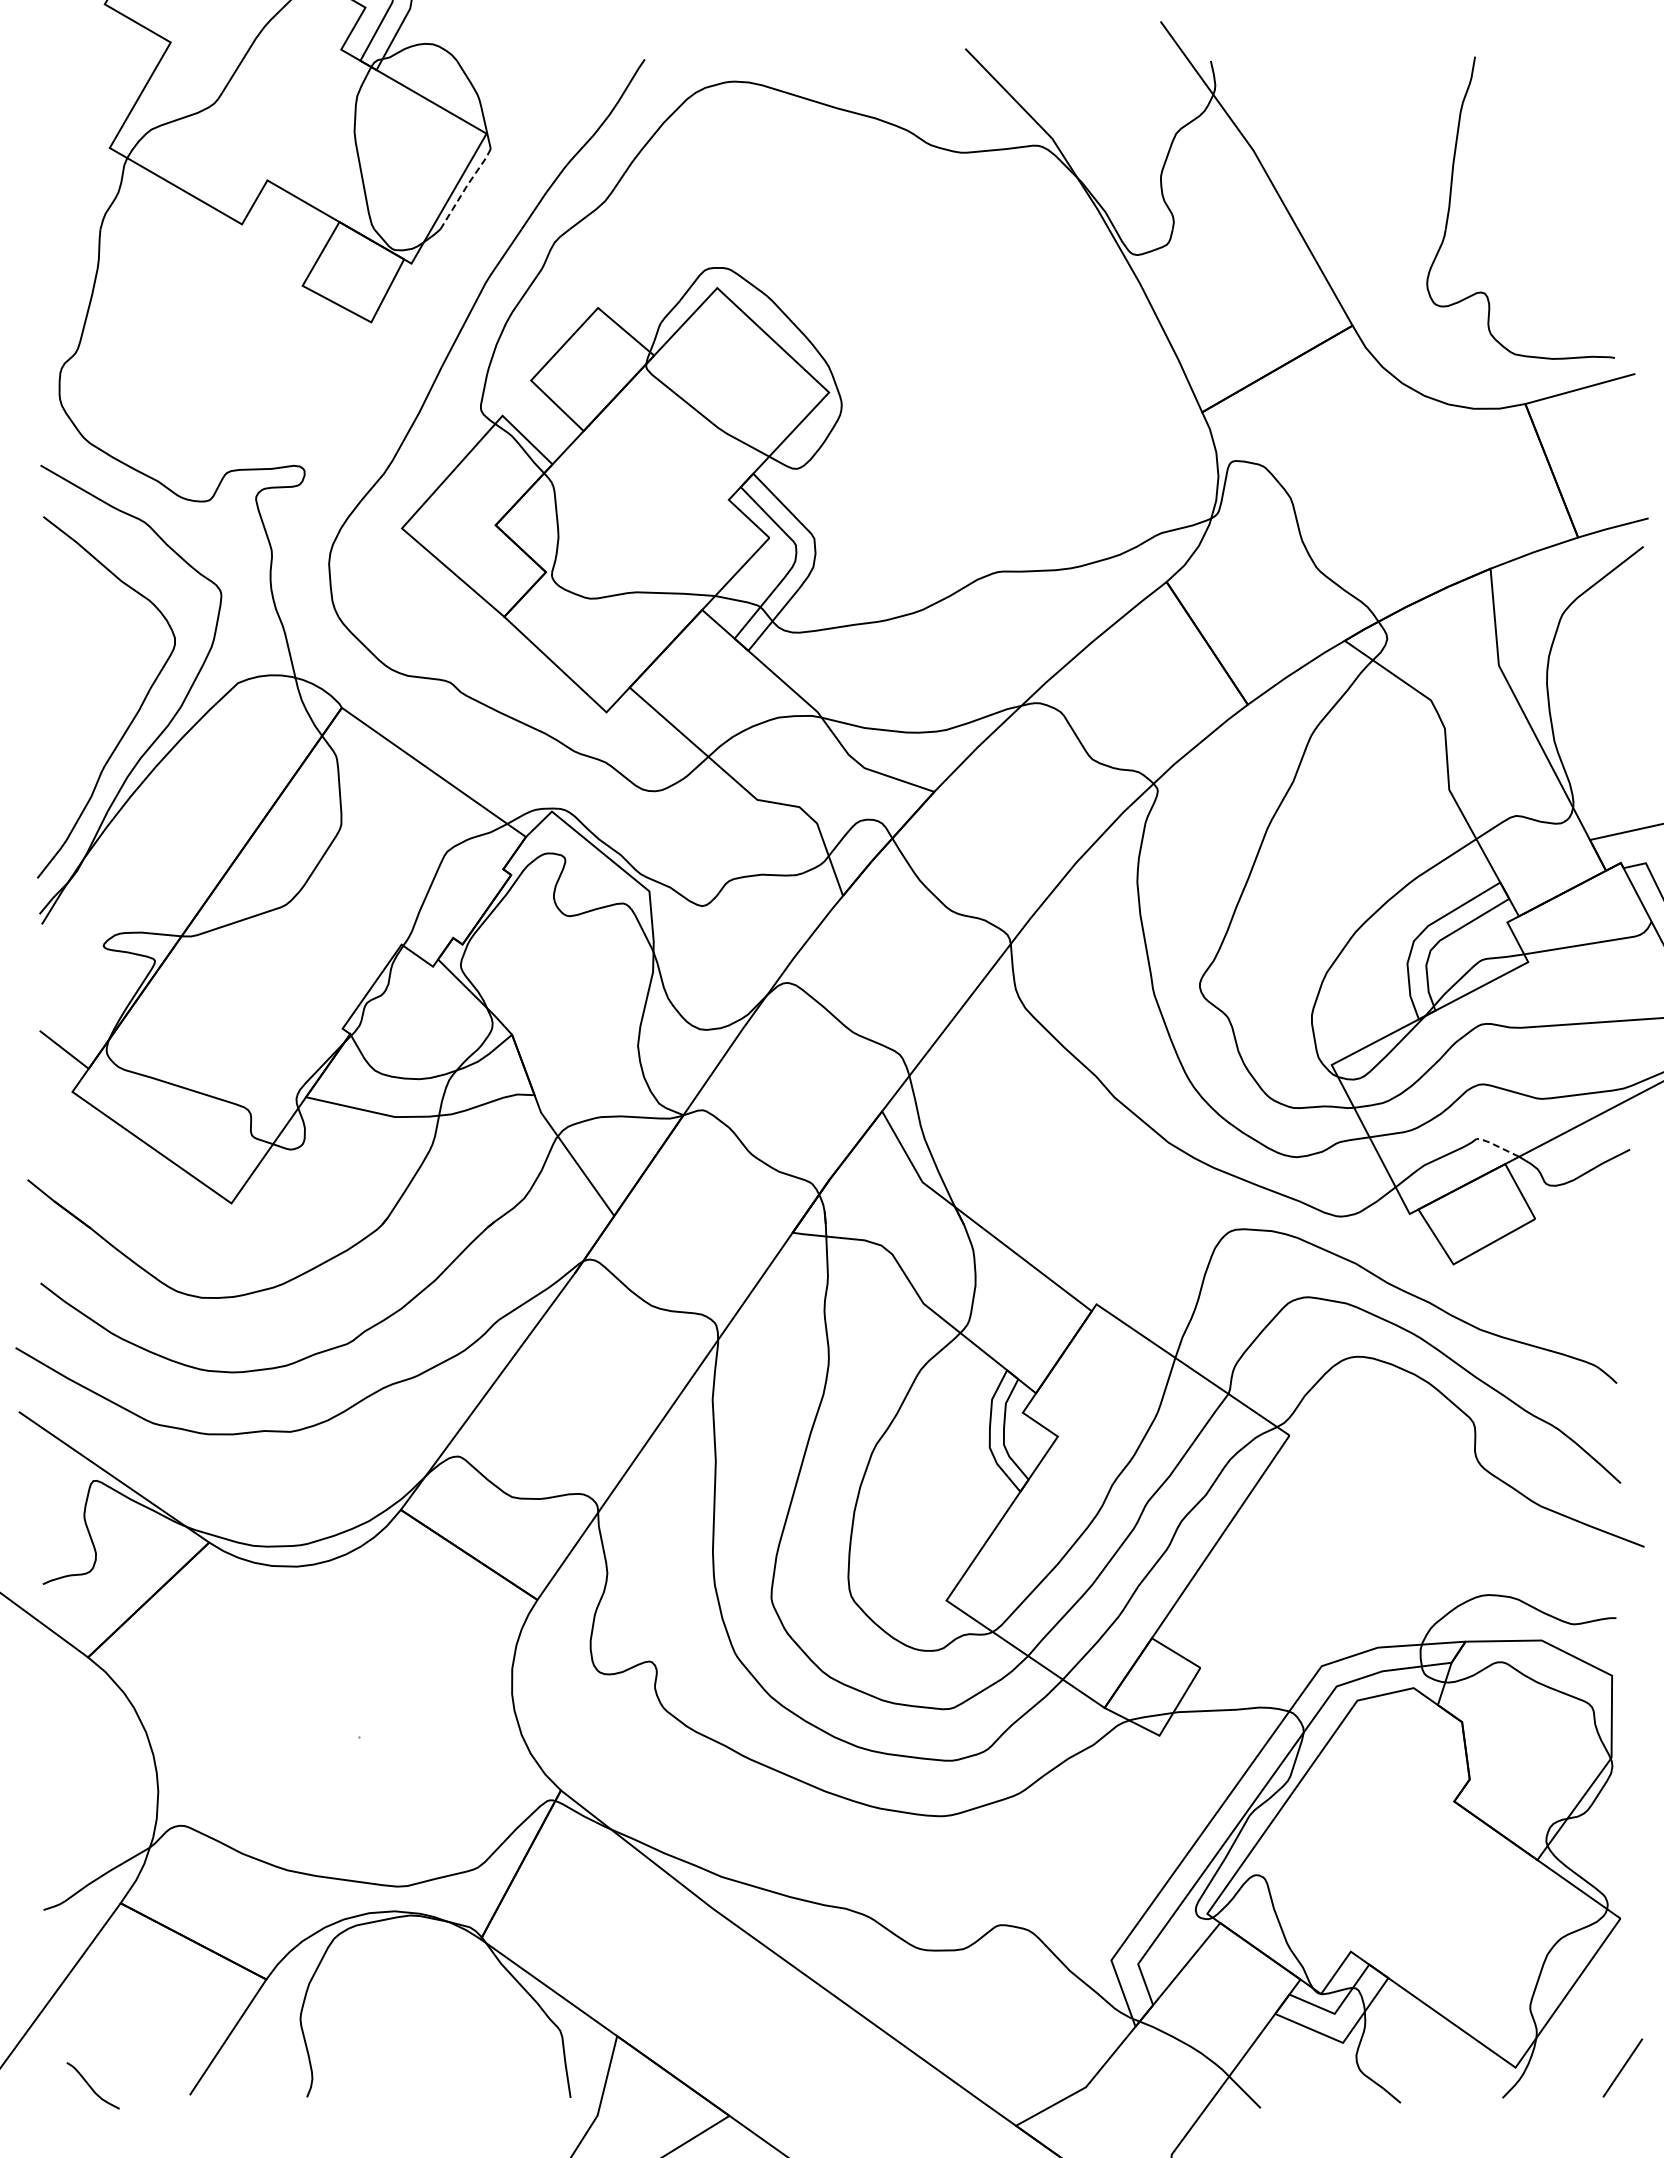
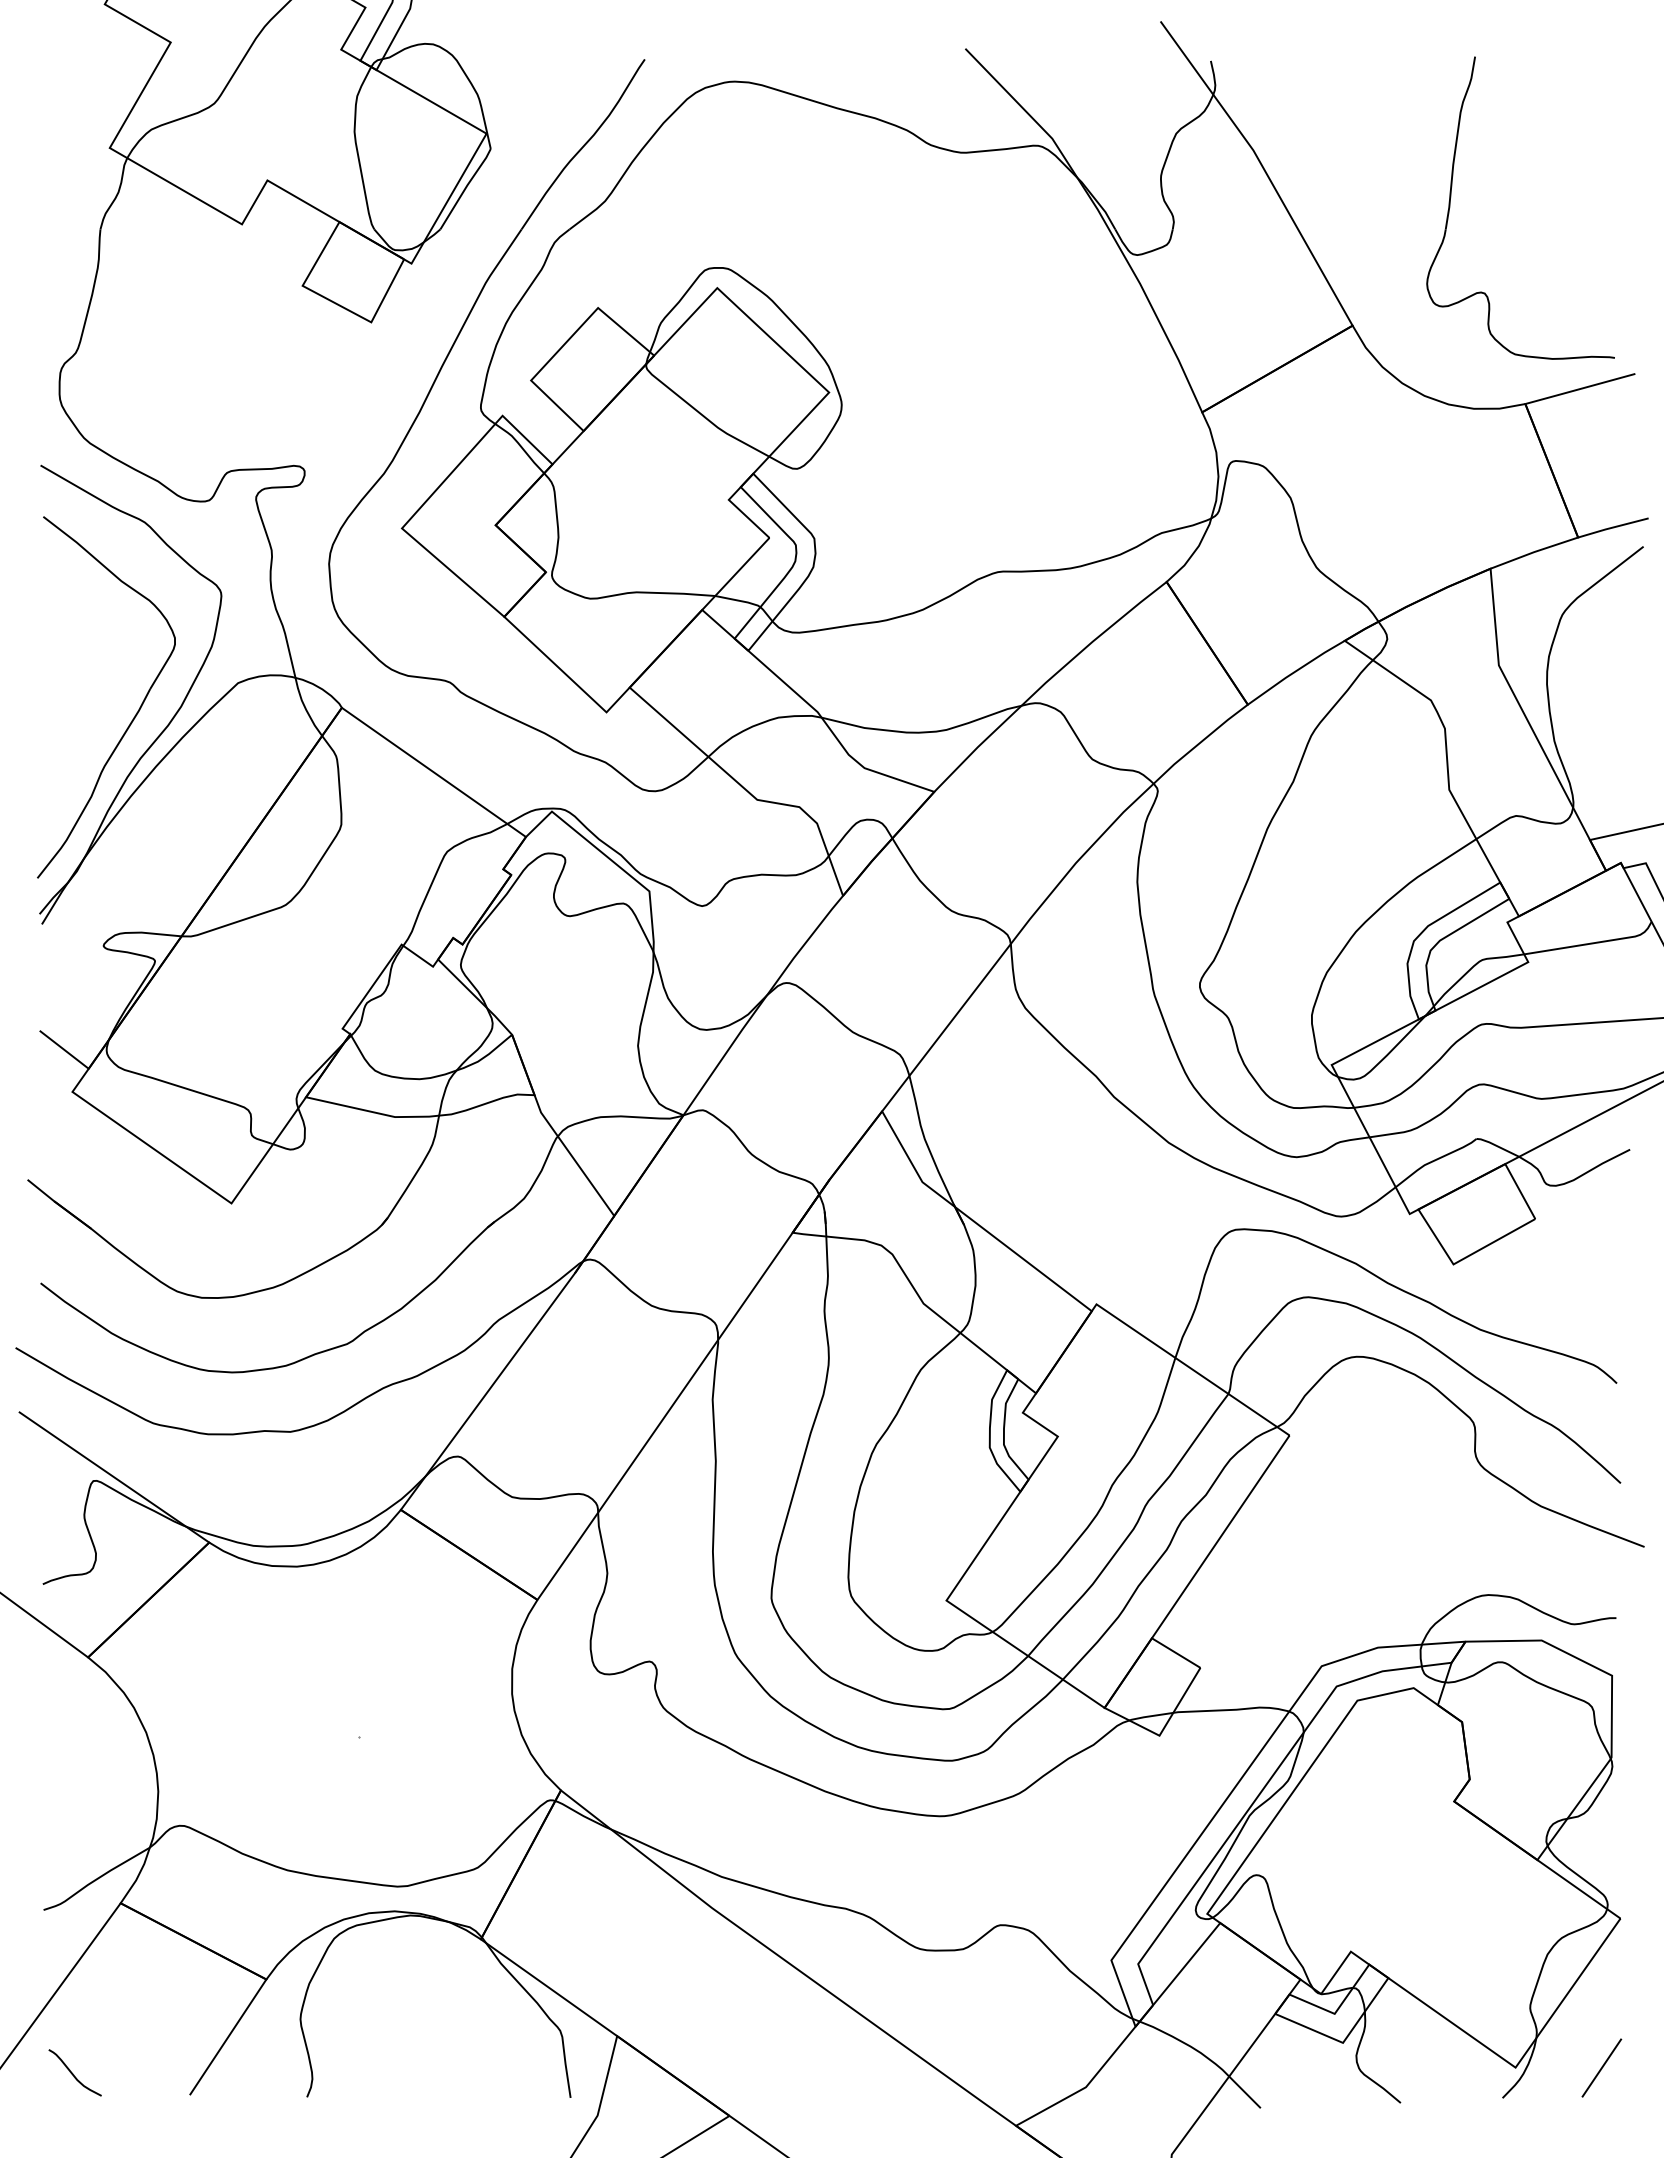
line: dashed -> solid (465, 187)
line: dashed -> solid (1496, 1145)
line position: (1622, 2067) -> (1601, 2067) (1601, 2067)
curve position: (91, 2086) -> (73, 2073) (73, 2073)
